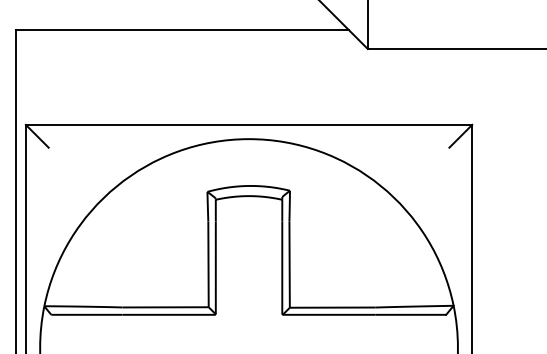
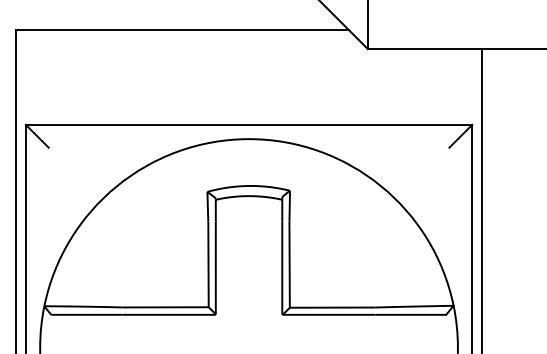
line: none -> present (481, 199)
